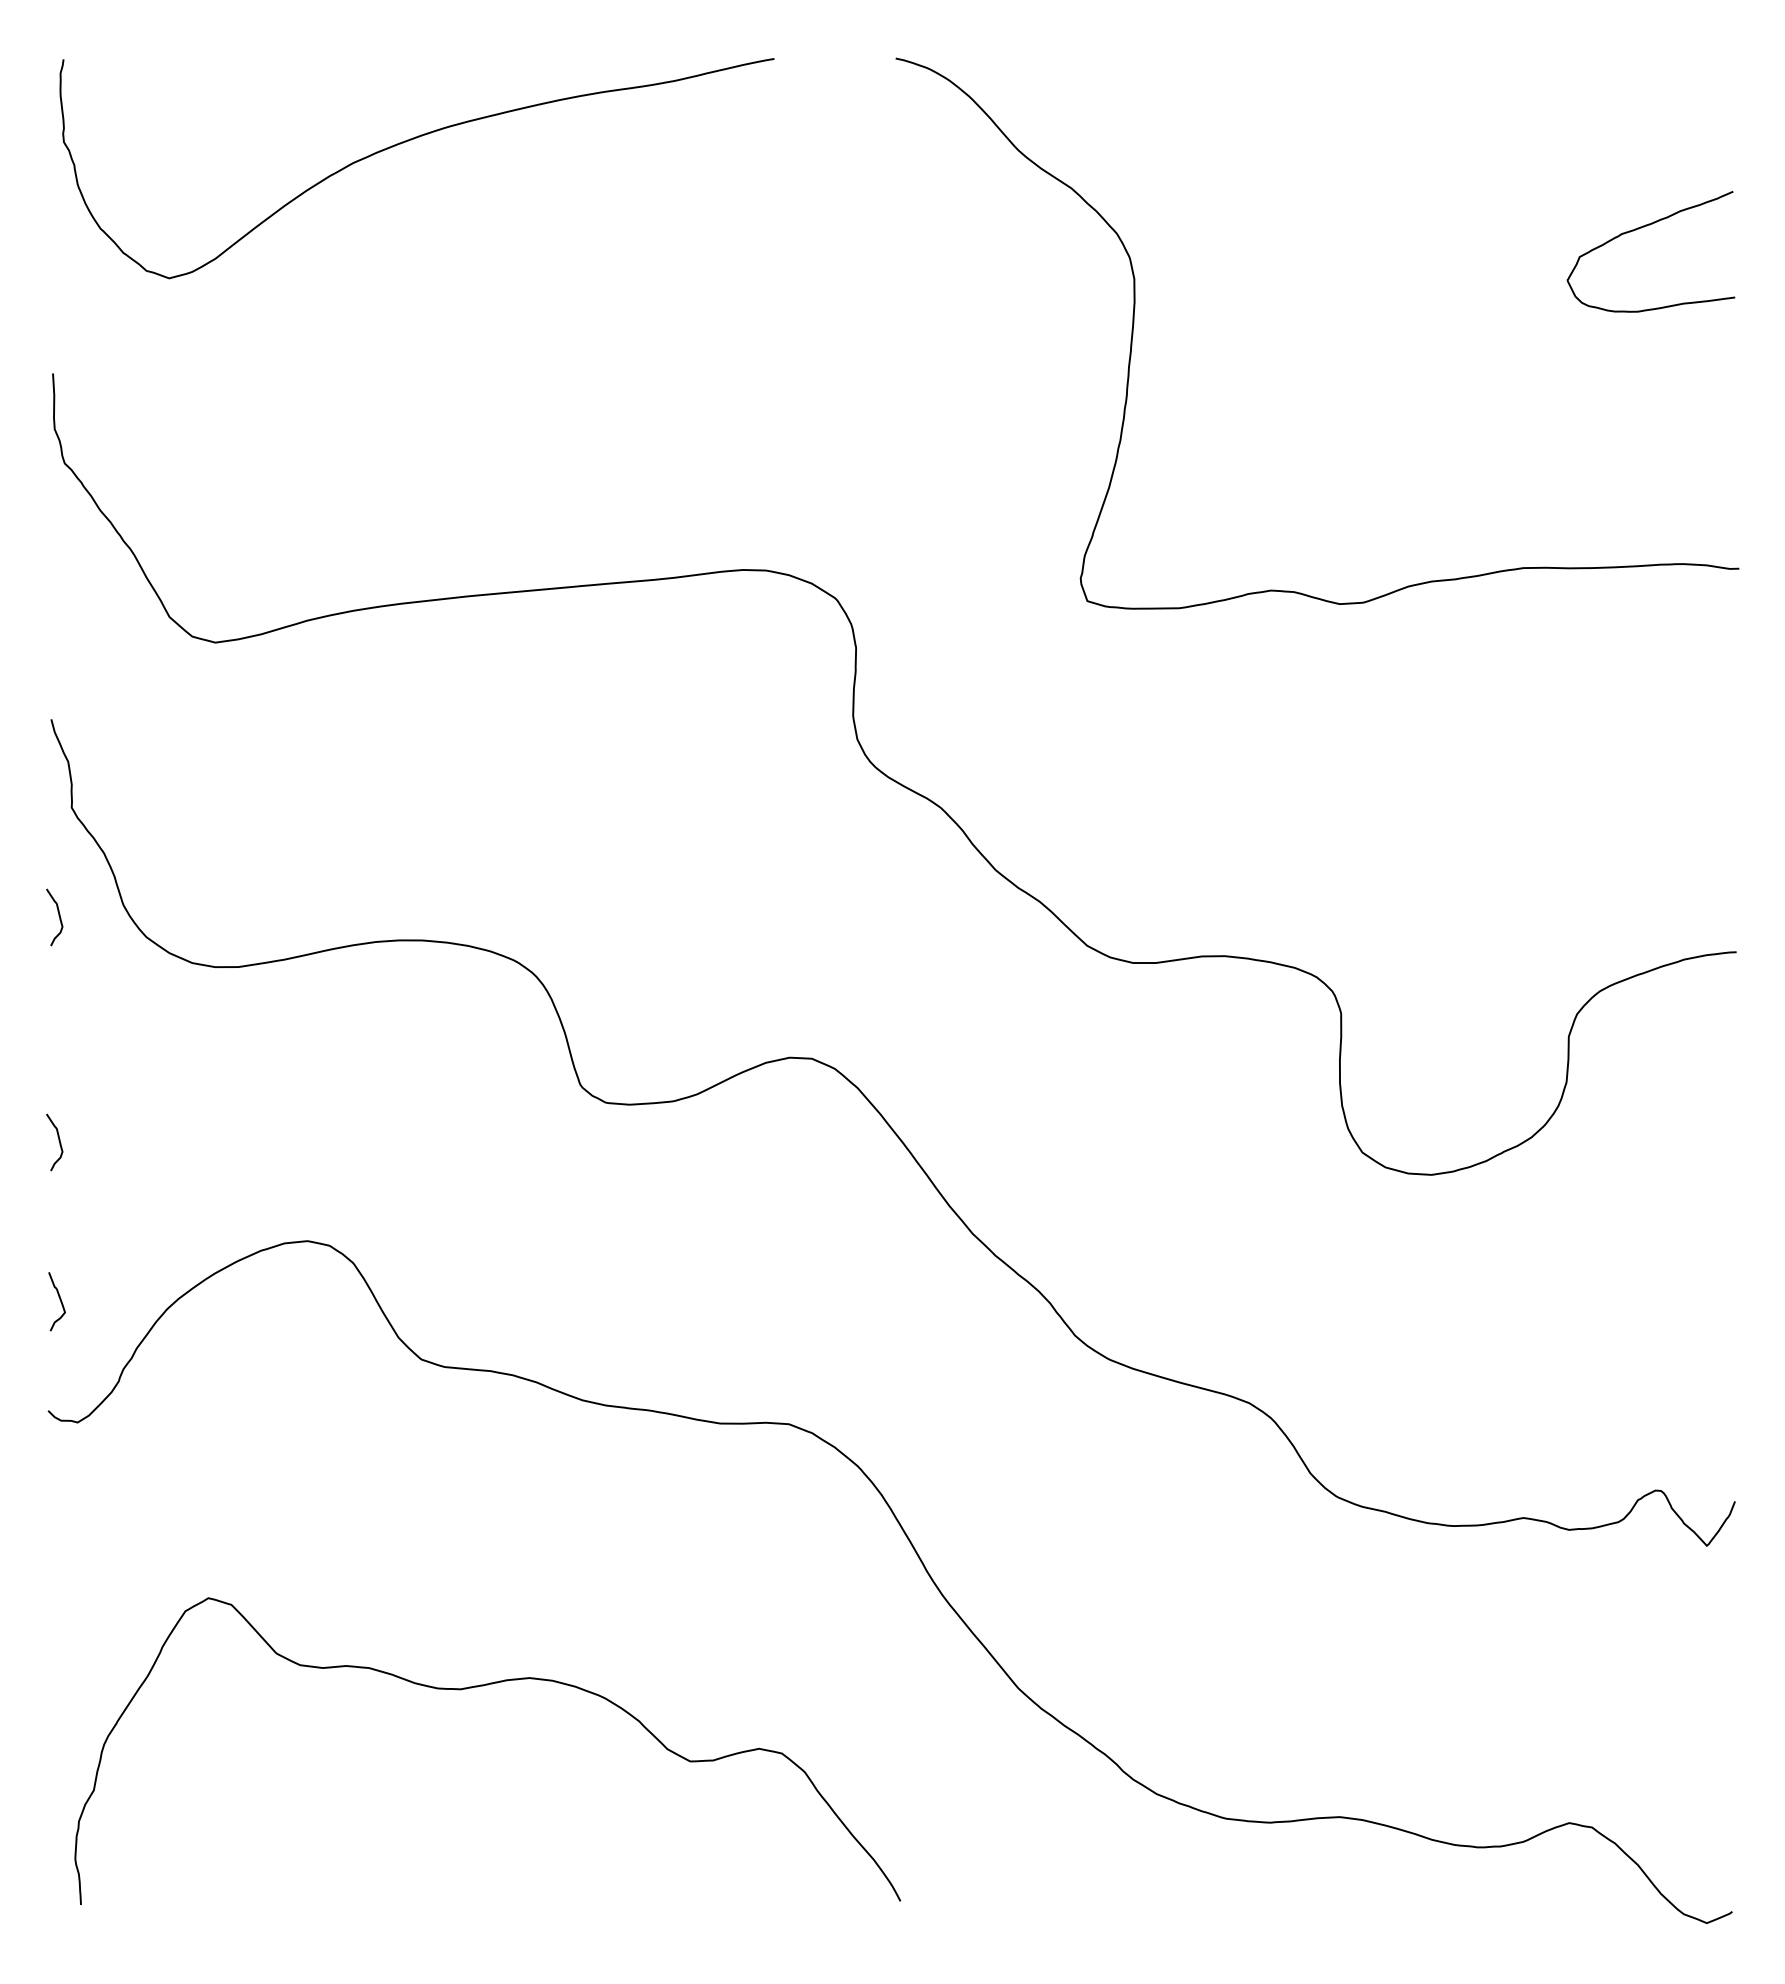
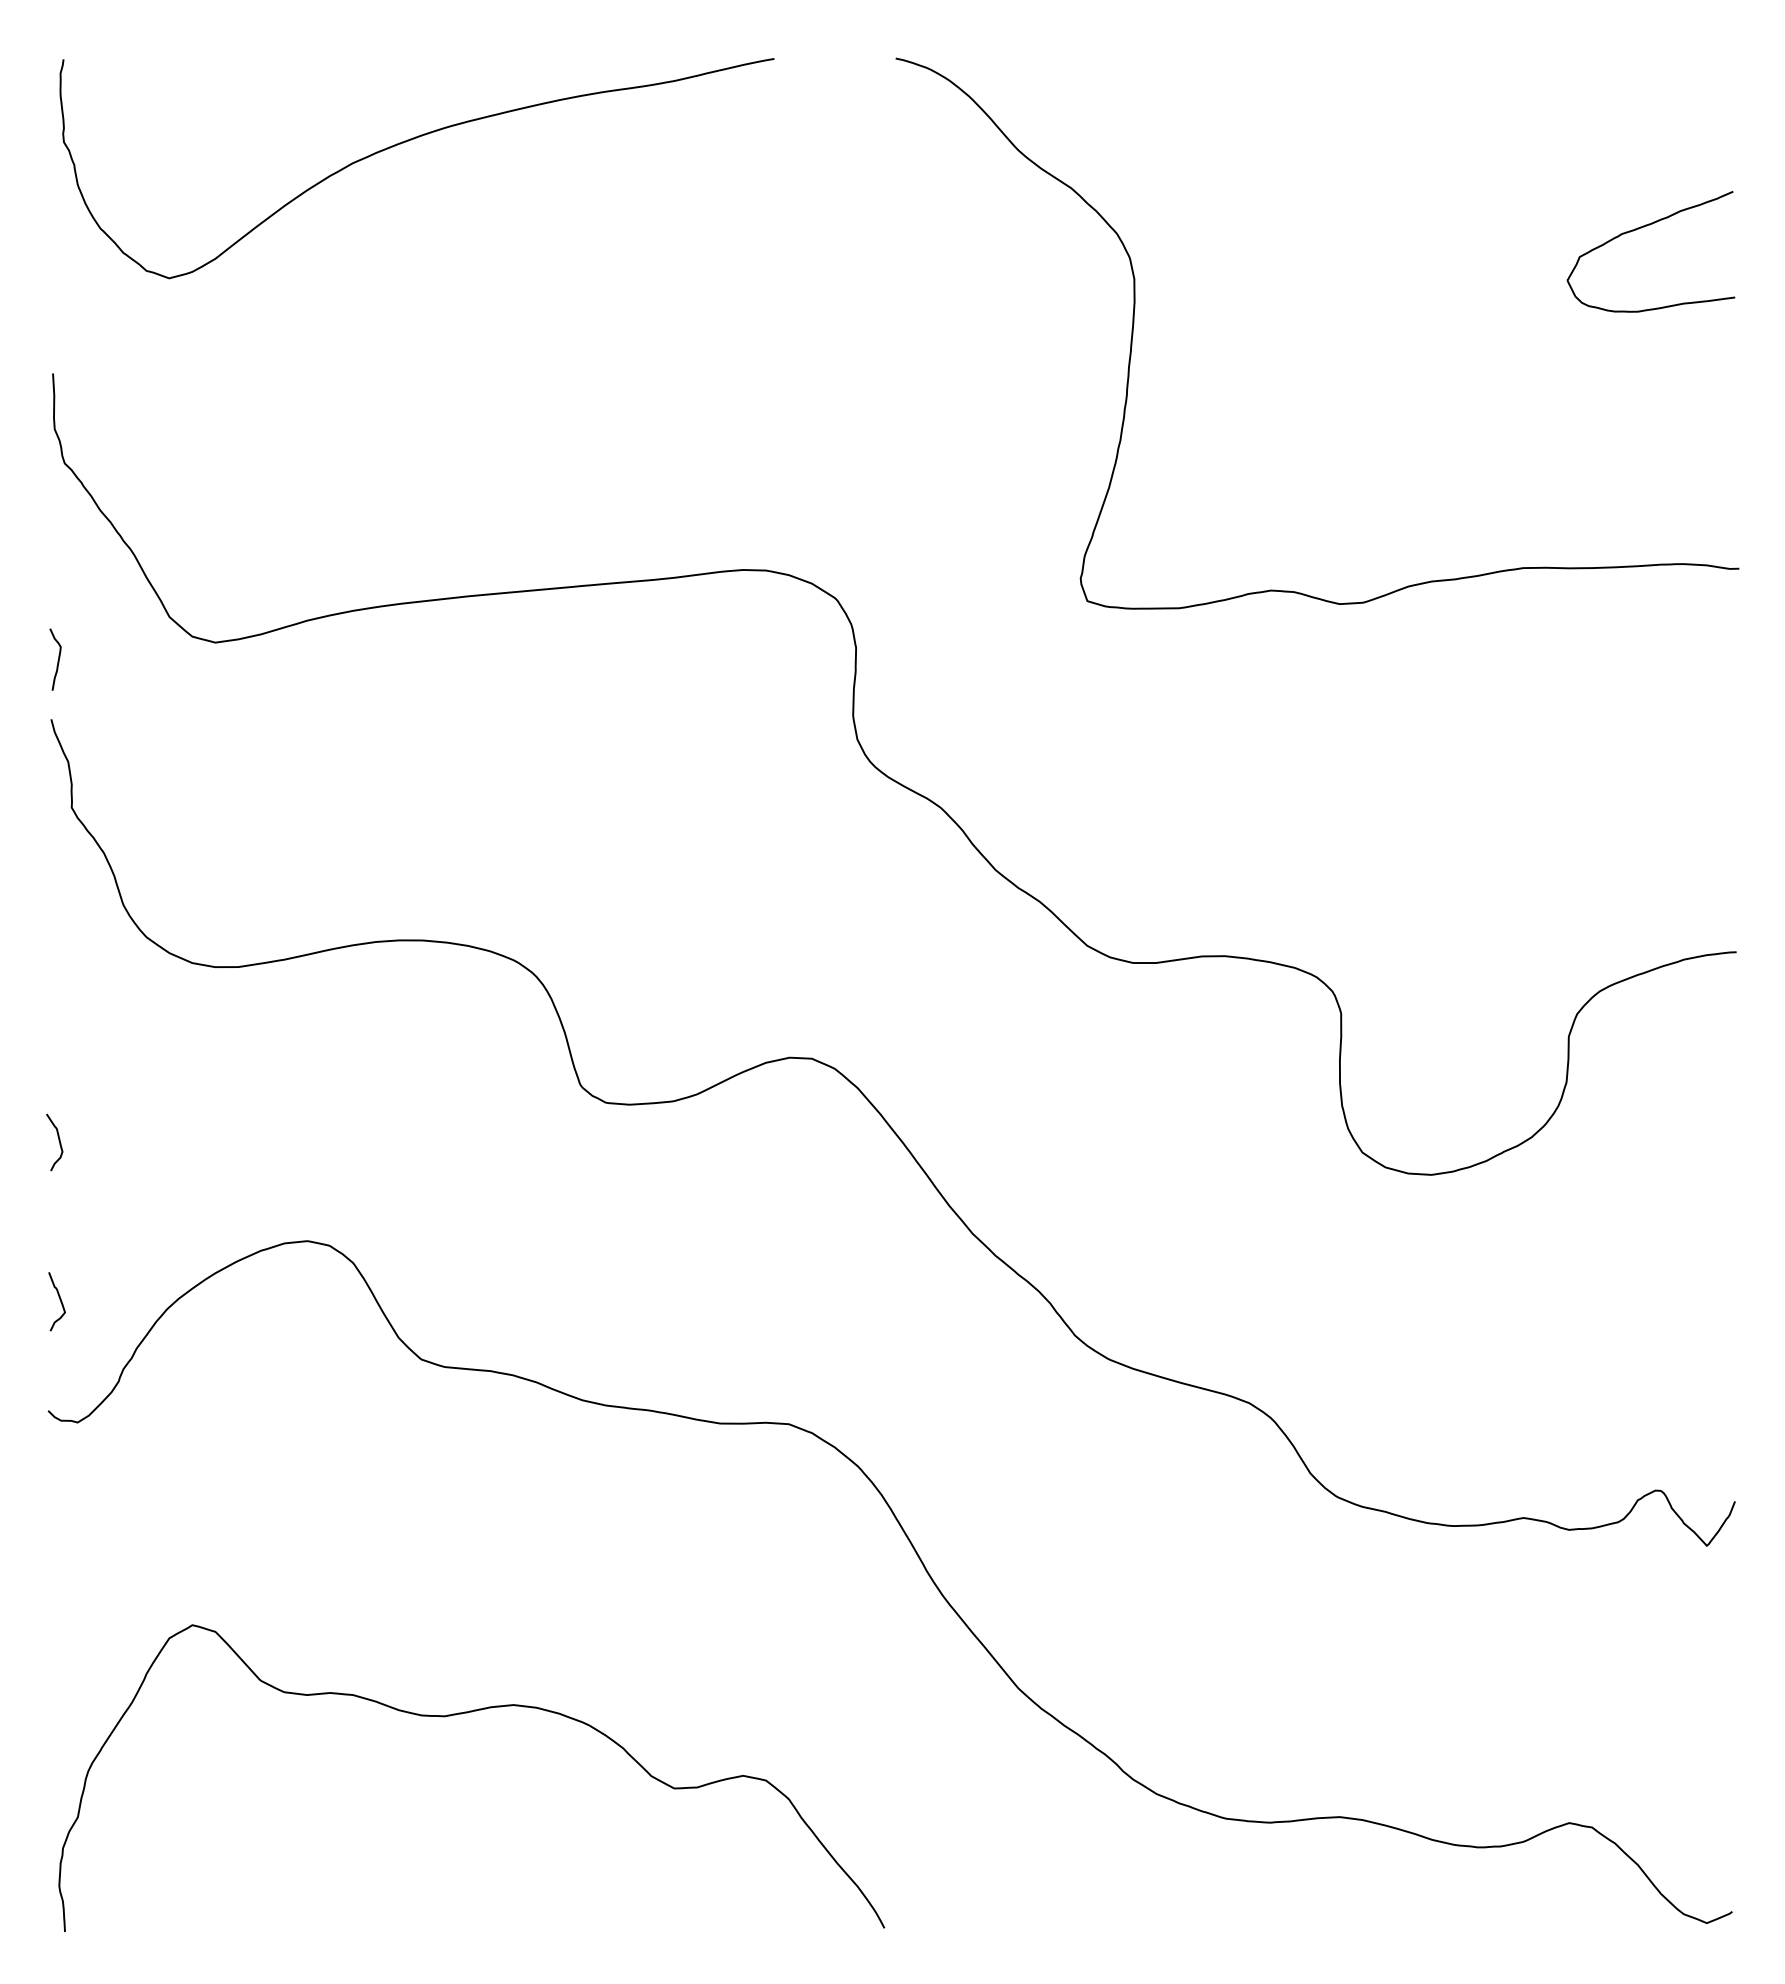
curve: none -> present (57, 660)
curve: present -> none (58, 916)
curve position: (477, 1687) -> (461, 1714) (461, 1714)
